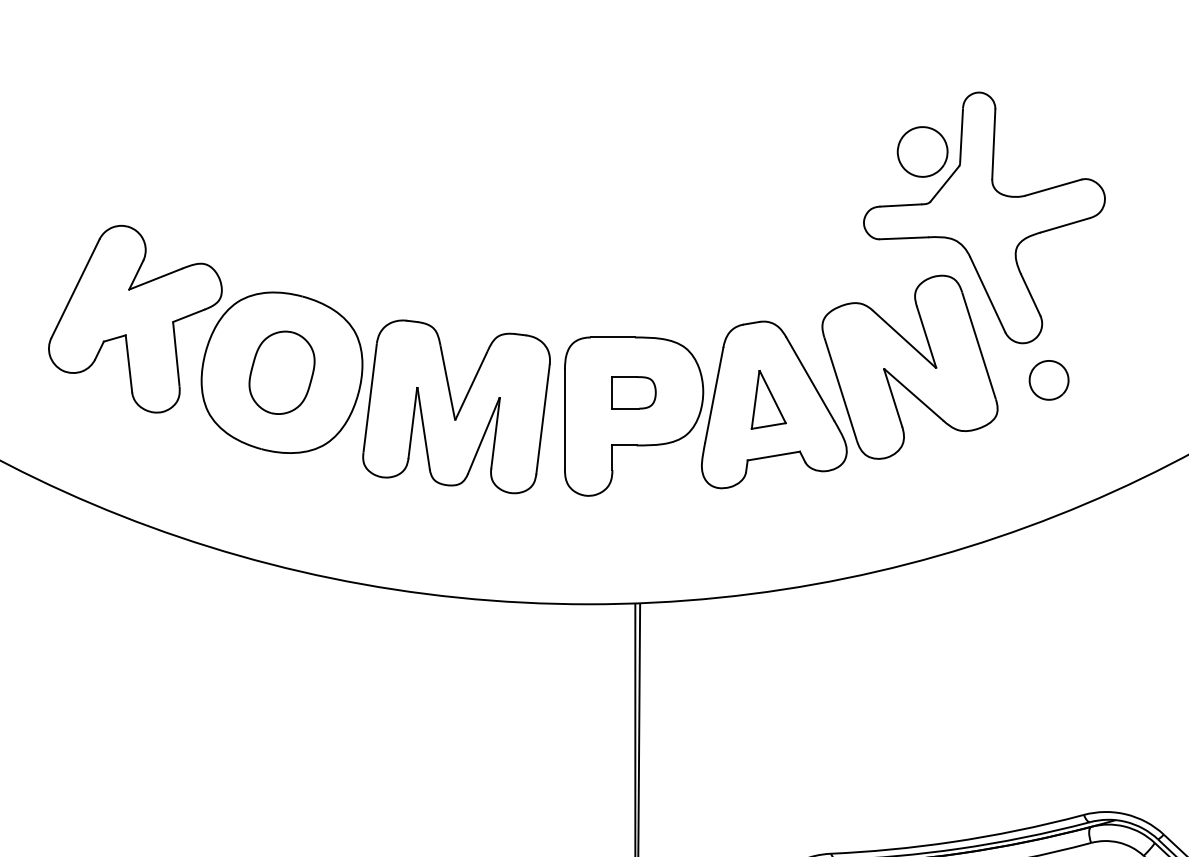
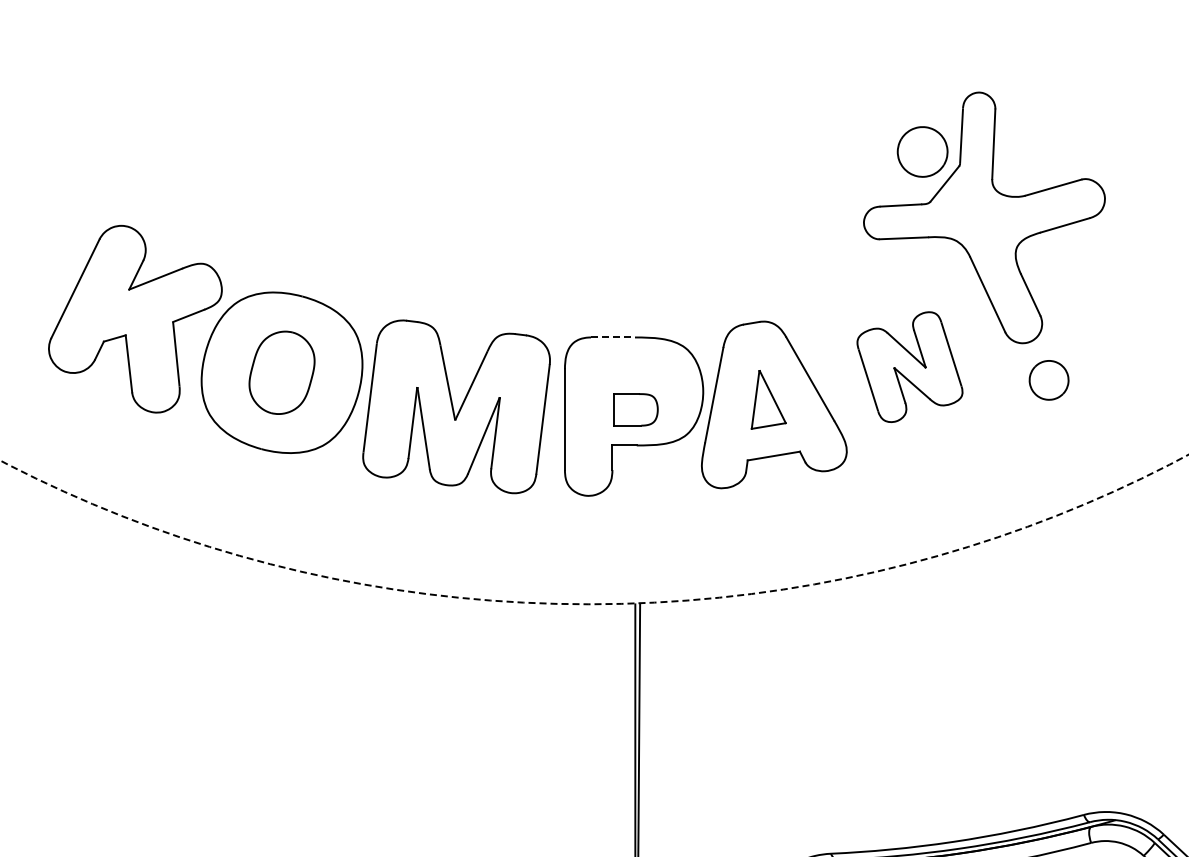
line: solid -> dashed (613, 337)
part size: 178x186 px -> 108x112 px (909, 366)
part position: (633, 392) -> (635, 409) (635, 409)
circle: solid -> dashed (594, 529)
